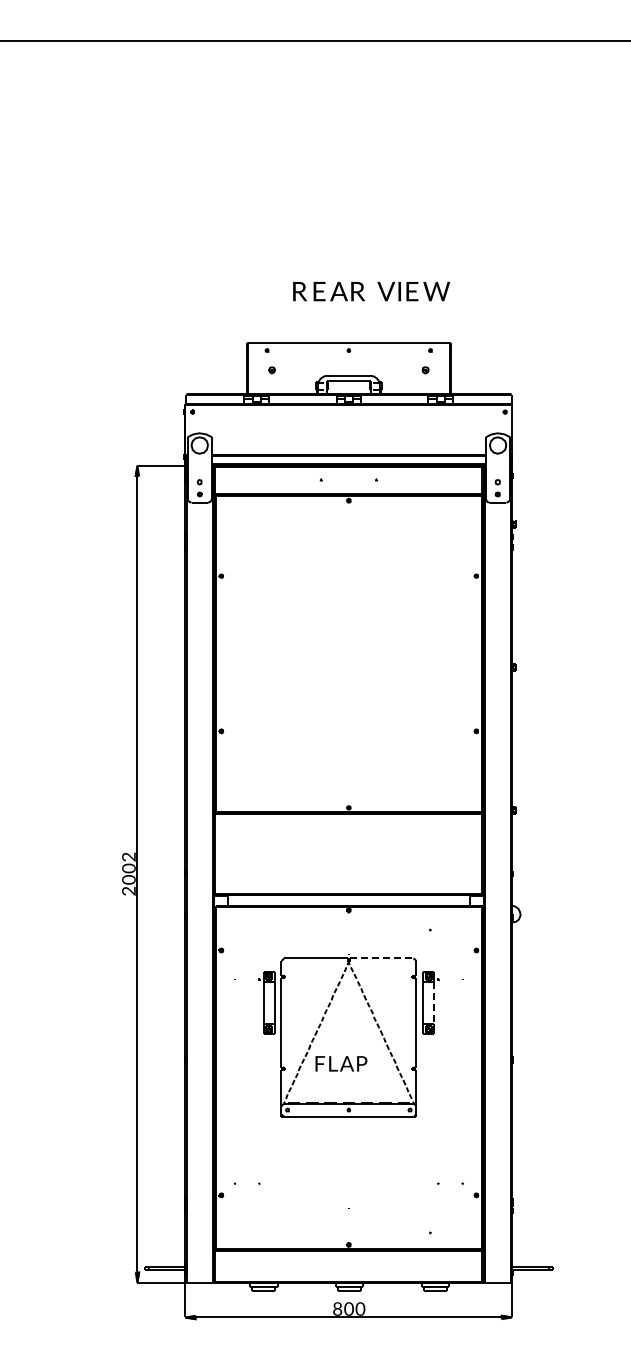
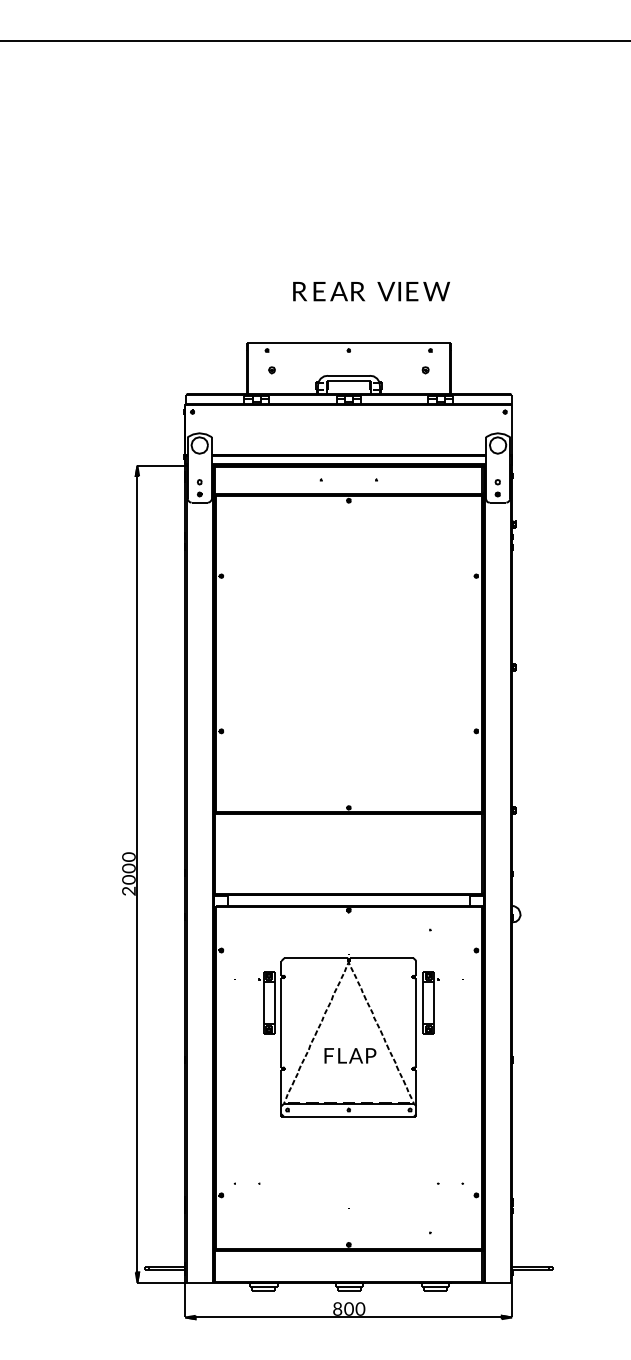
text: 2 -> 0 (128, 856)
line: dashed -> solid (381, 958)
line: dashed -> solid (434, 1002)
text position: (341, 1063) -> (350, 1055) (350, 1055)
